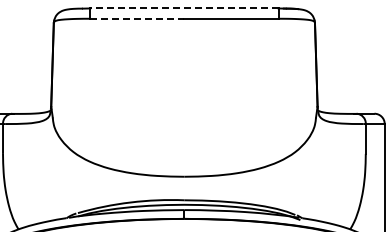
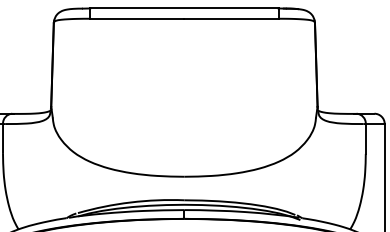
line: dashed -> solid (183, 8)
line: dashed -> solid (137, 18)
